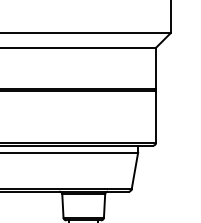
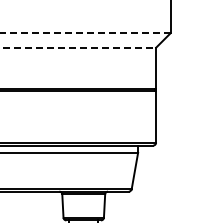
line: solid -> dashed (84, 33)
line: solid -> dashed (78, 47)
